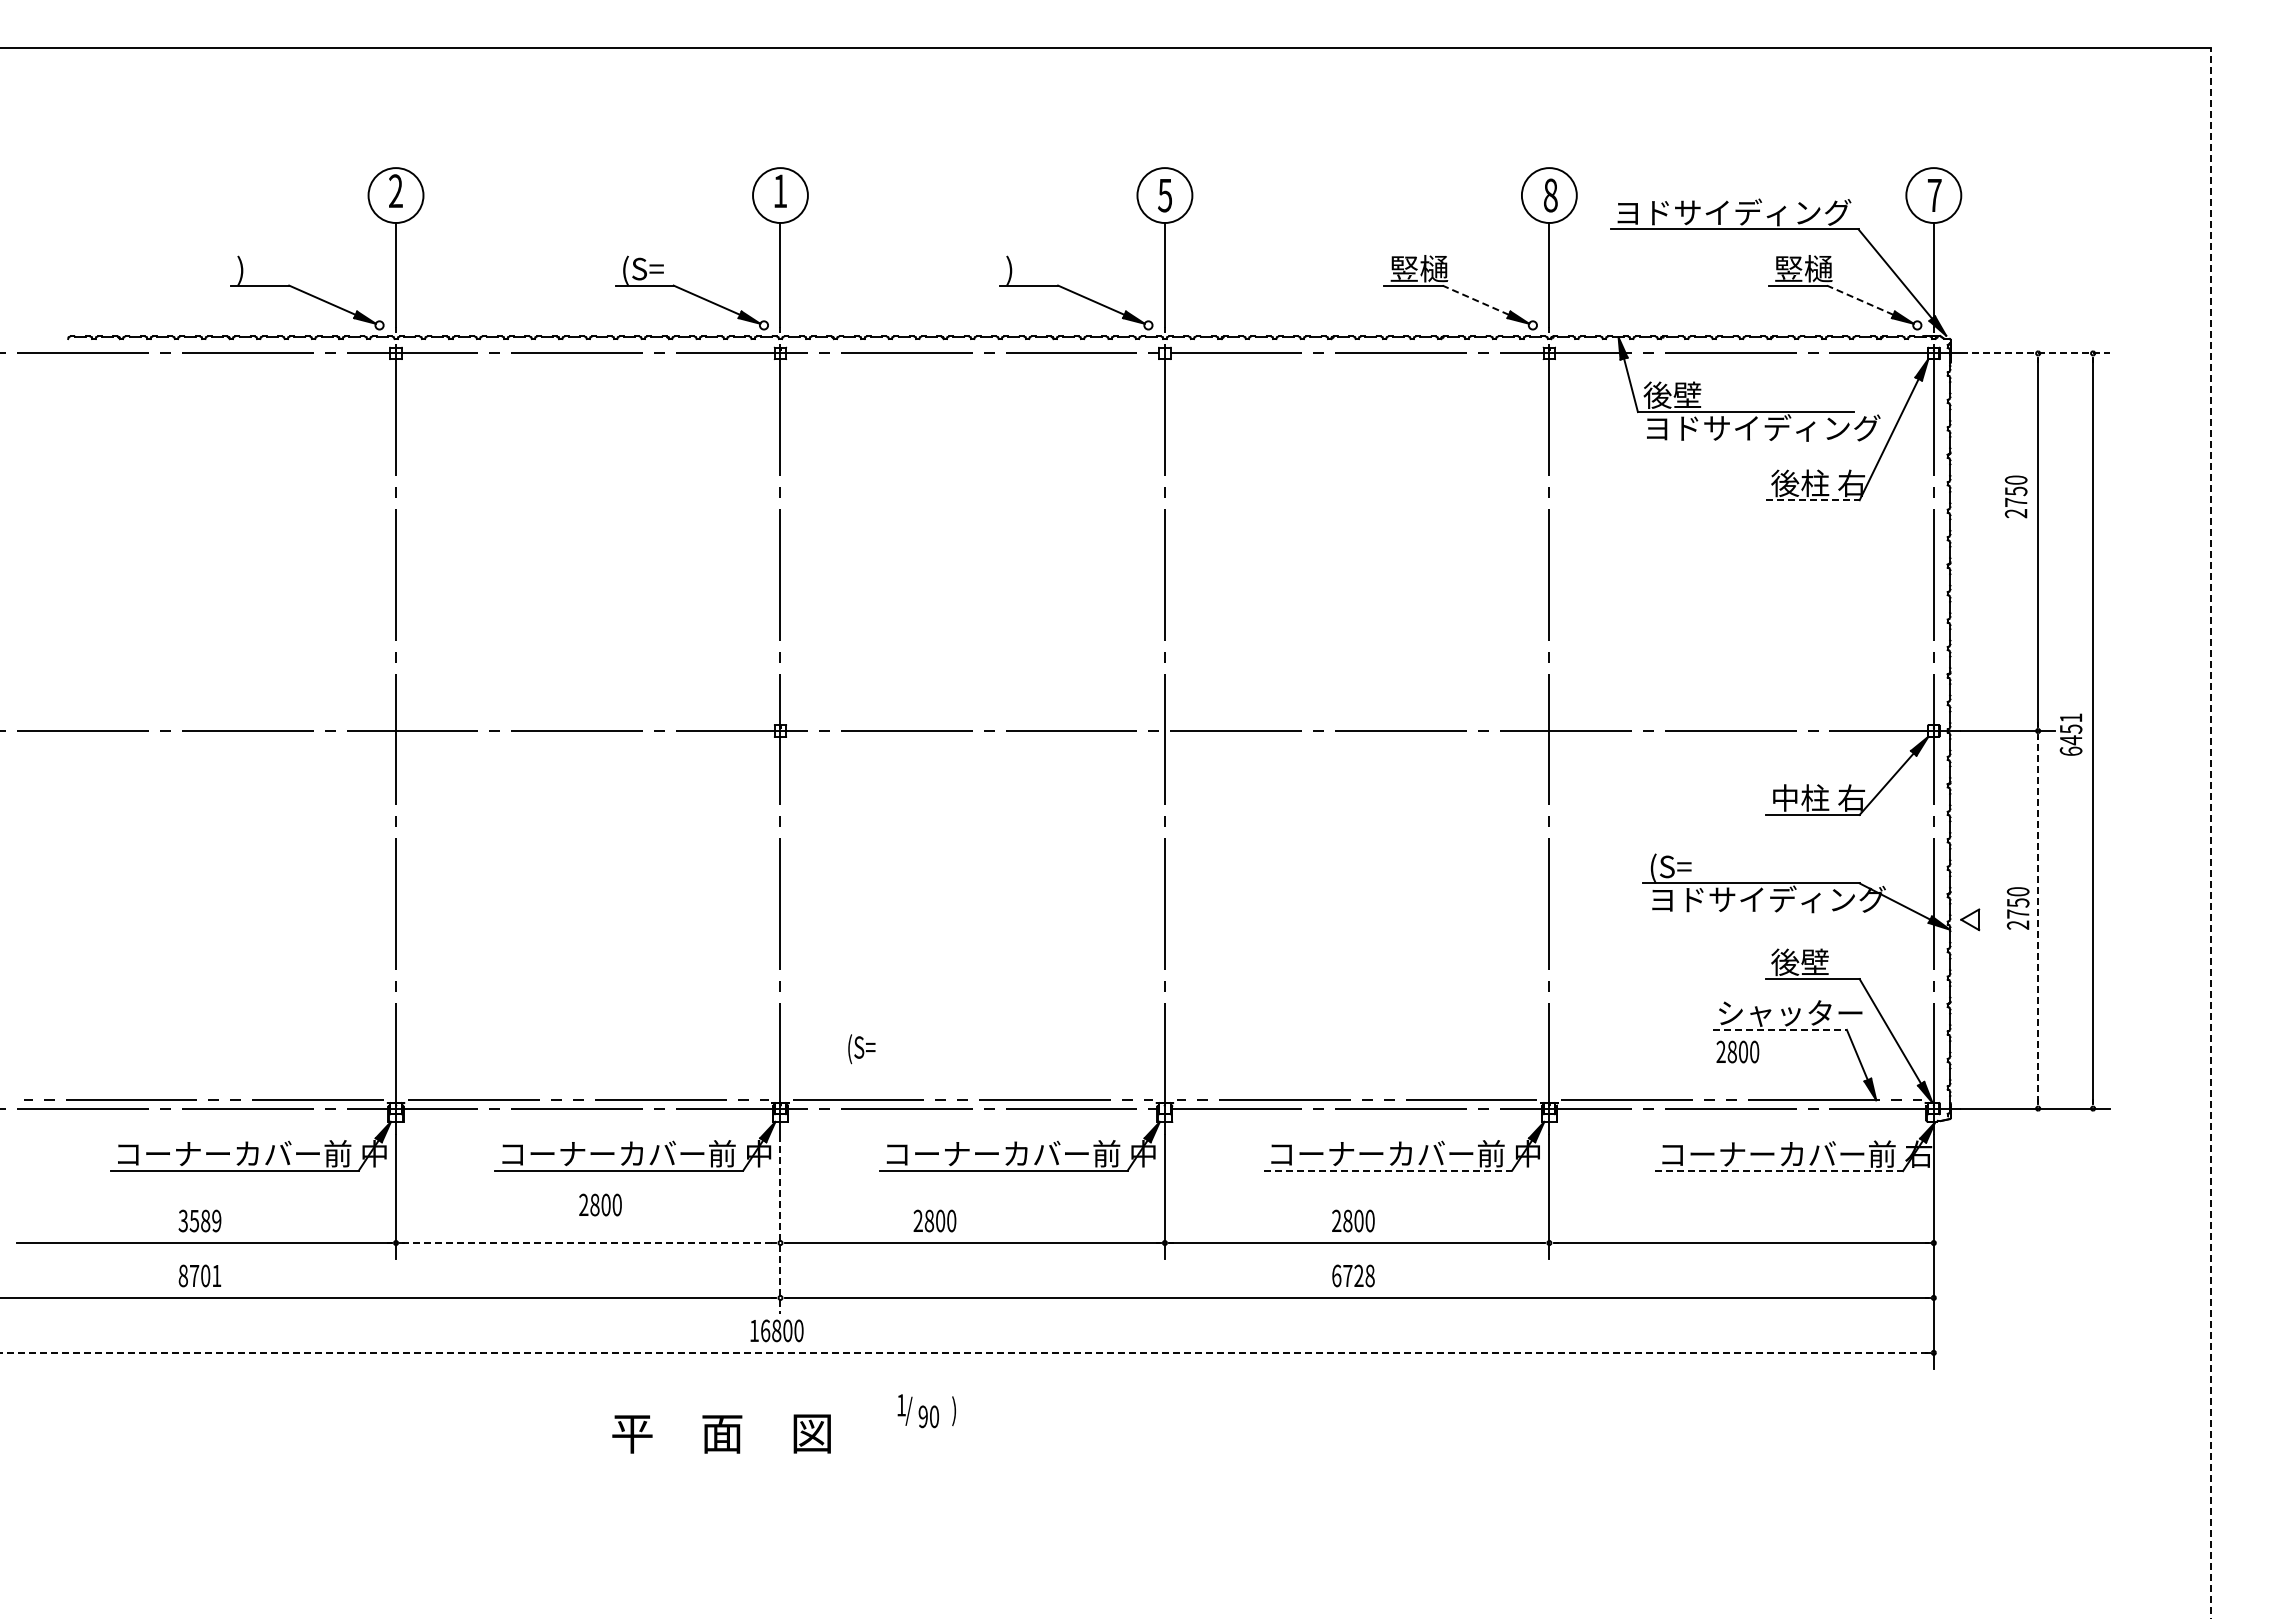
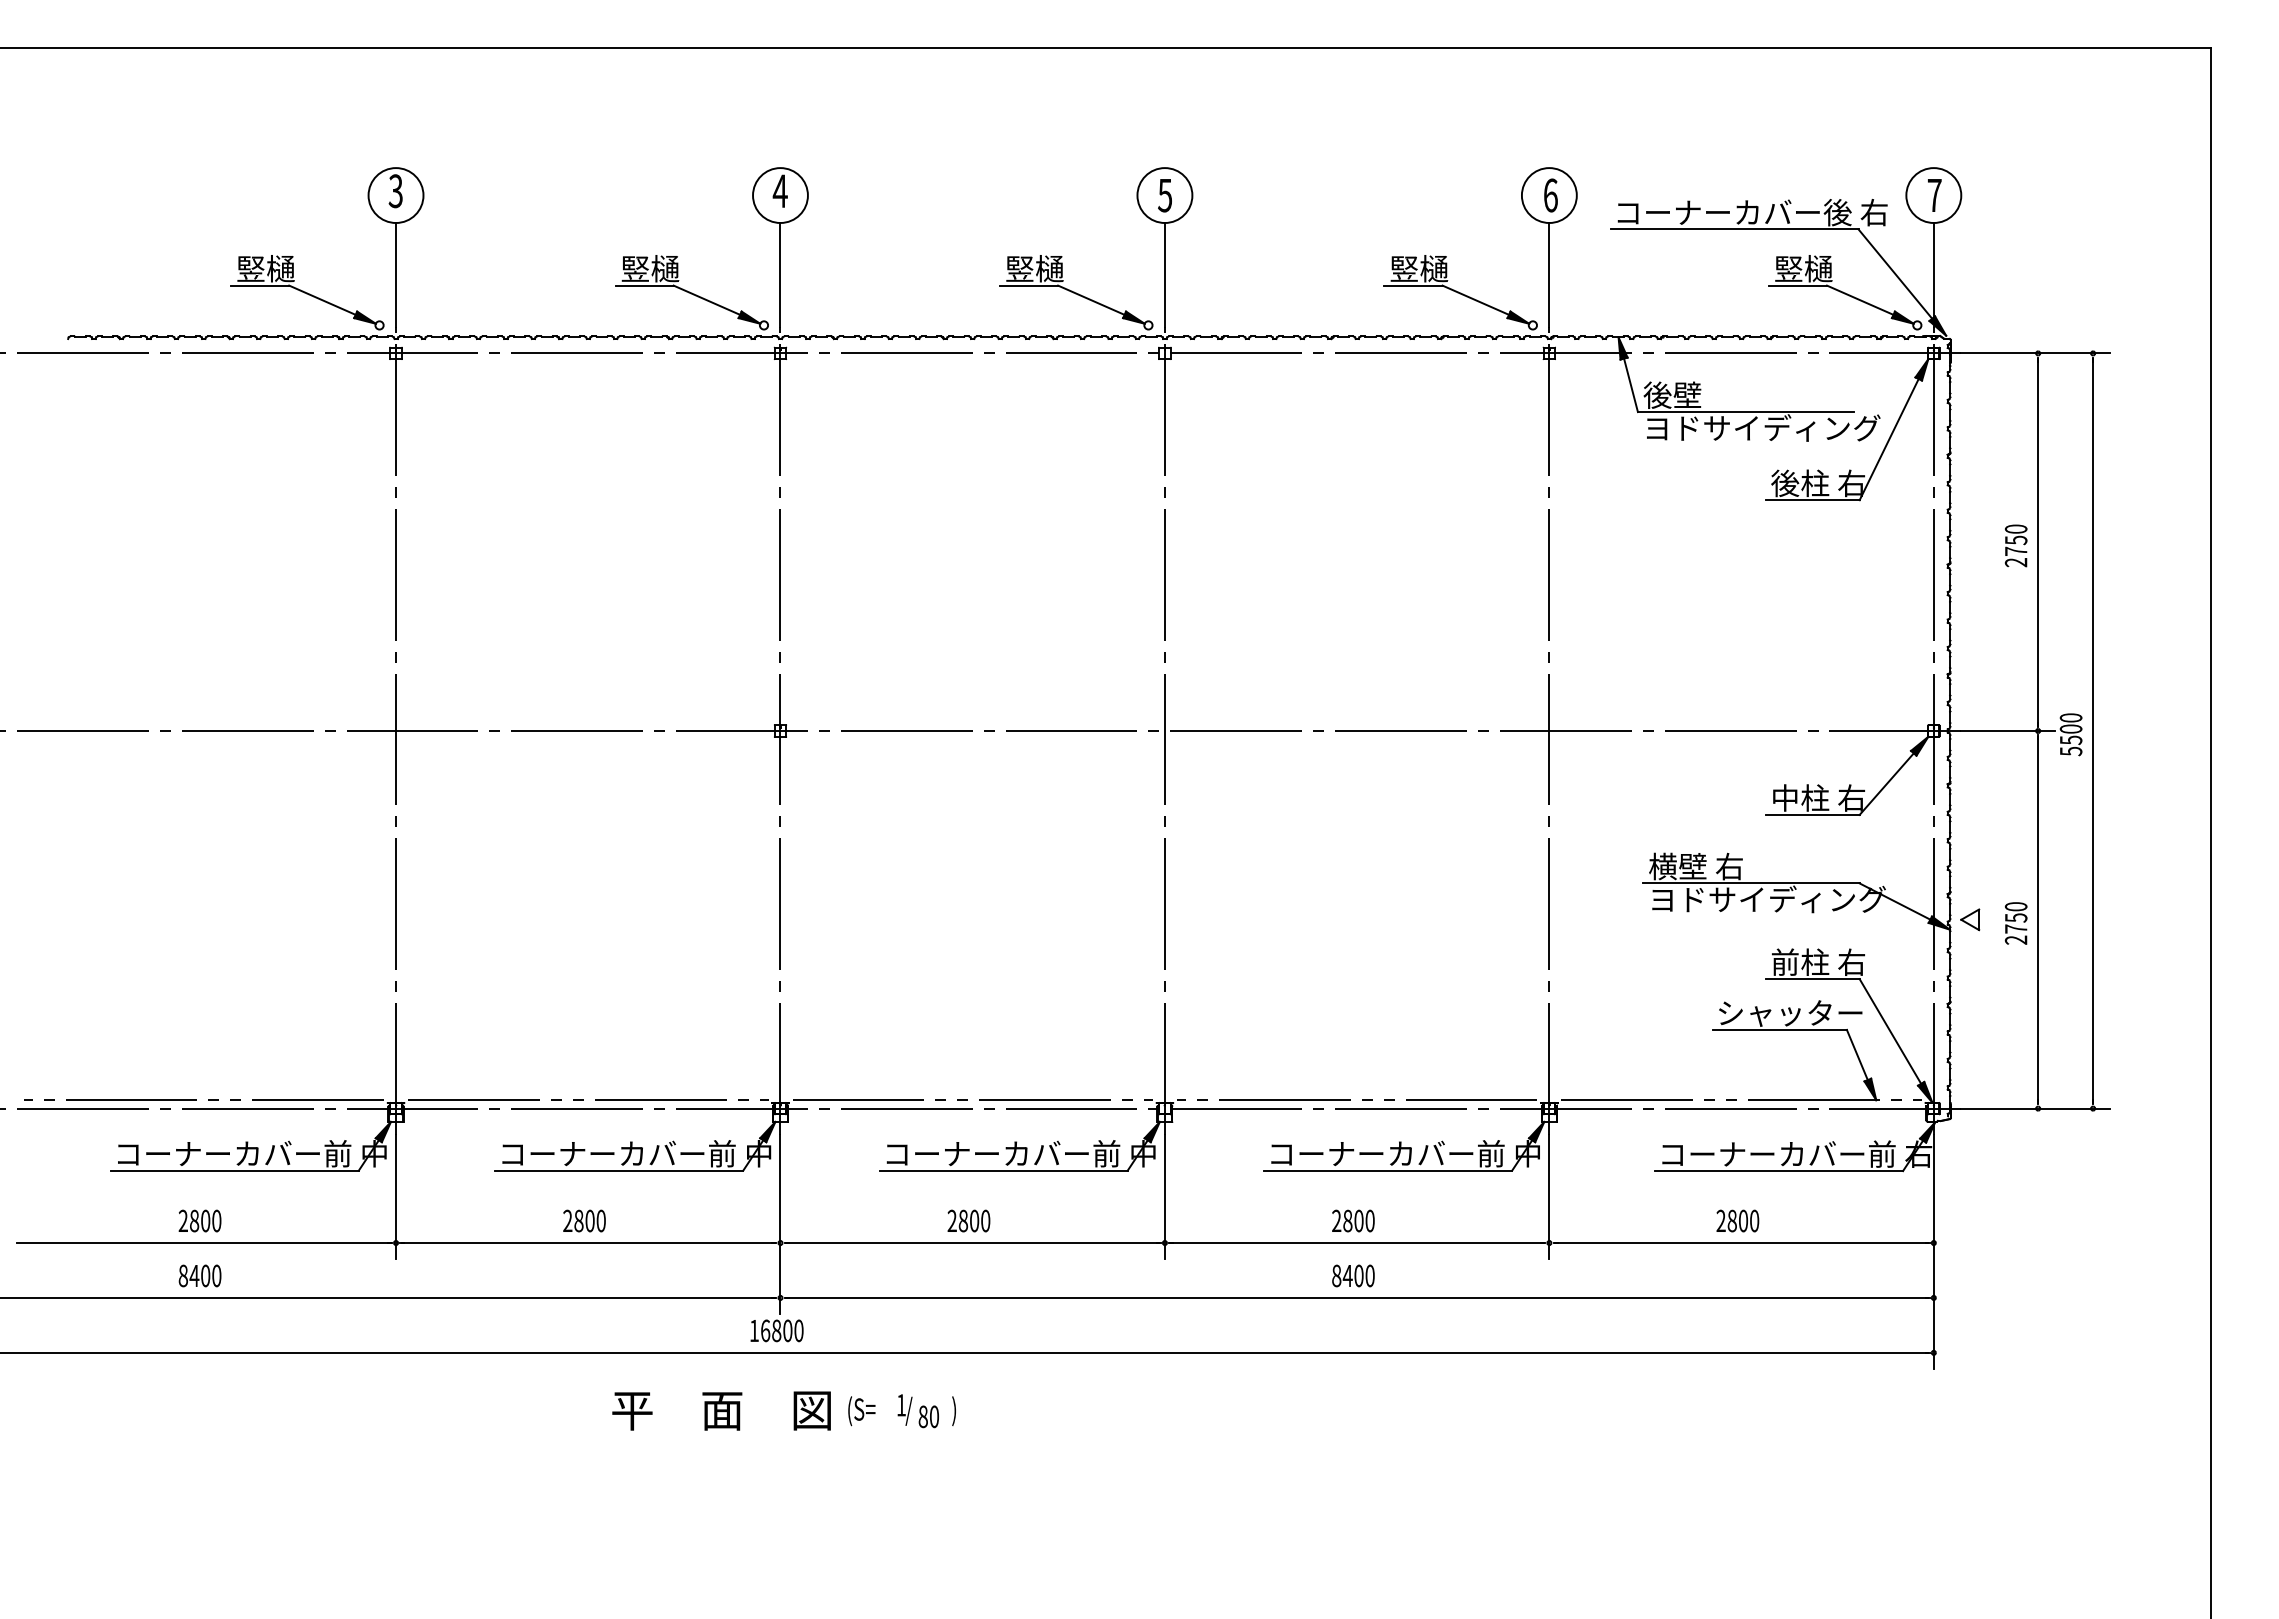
text: 1 -> 4 (779, 190)
text: 2 -> 3 (395, 191)
text: 8 -> 6 (1550, 195)
text: ヨドサイディング -> コーナーカバー後 右 (1752, 212)
text: ) -> 竪樋 (265, 269)
text: (S= -> 竪樋 (650, 269)
text: ) -> 竪樋 (1034, 269)
line: dashed -> solid (1475, 300)
line: dashed -> solid (1859, 300)
line: dashed -> solid (2035, 353)
text position: (2016, 496) -> (2016, 545) (2016, 545)
line: dashed -> solid (1813, 500)
text: 6451 -> 5500 (2070, 734)
line: dashed -> solid (2210, 833)
text: (S= -> 横壁 右 (1695, 866)
text position: (2017, 908) -> (2015, 923) (2015, 923)
line: dashed -> solid (2038, 919)
text: 後壁 -> 前柱 右 (1818, 962)
line: dashed -> solid (1780, 1029)
text position: (861, 1049) -> (861, 1411) (861, 1411)
text position: (1737, 1051) -> (1737, 1220) (1737, 1220)
line: dashed -> solid (1388, 1170)
line: dashed -> solid (1779, 1171)
text position: (600, 1204) -> (584, 1220) (584, 1220)
text: 3589 -> 2800 (199, 1220)
text position: (934, 1220) -> (968, 1220) (968, 1220)
line: dashed -> solid (780, 1224)
line: dashed -> solid (588, 1243)
text: 8701 -> 8400 (205, 1275)
text: 6728 -> 8400 (1353, 1275)
line: dashed -> solid (964, 1352)
text: 90 -> 80 (922, 1416)
text position: (721, 1433) -> (721, 1410) (721, 1410)
